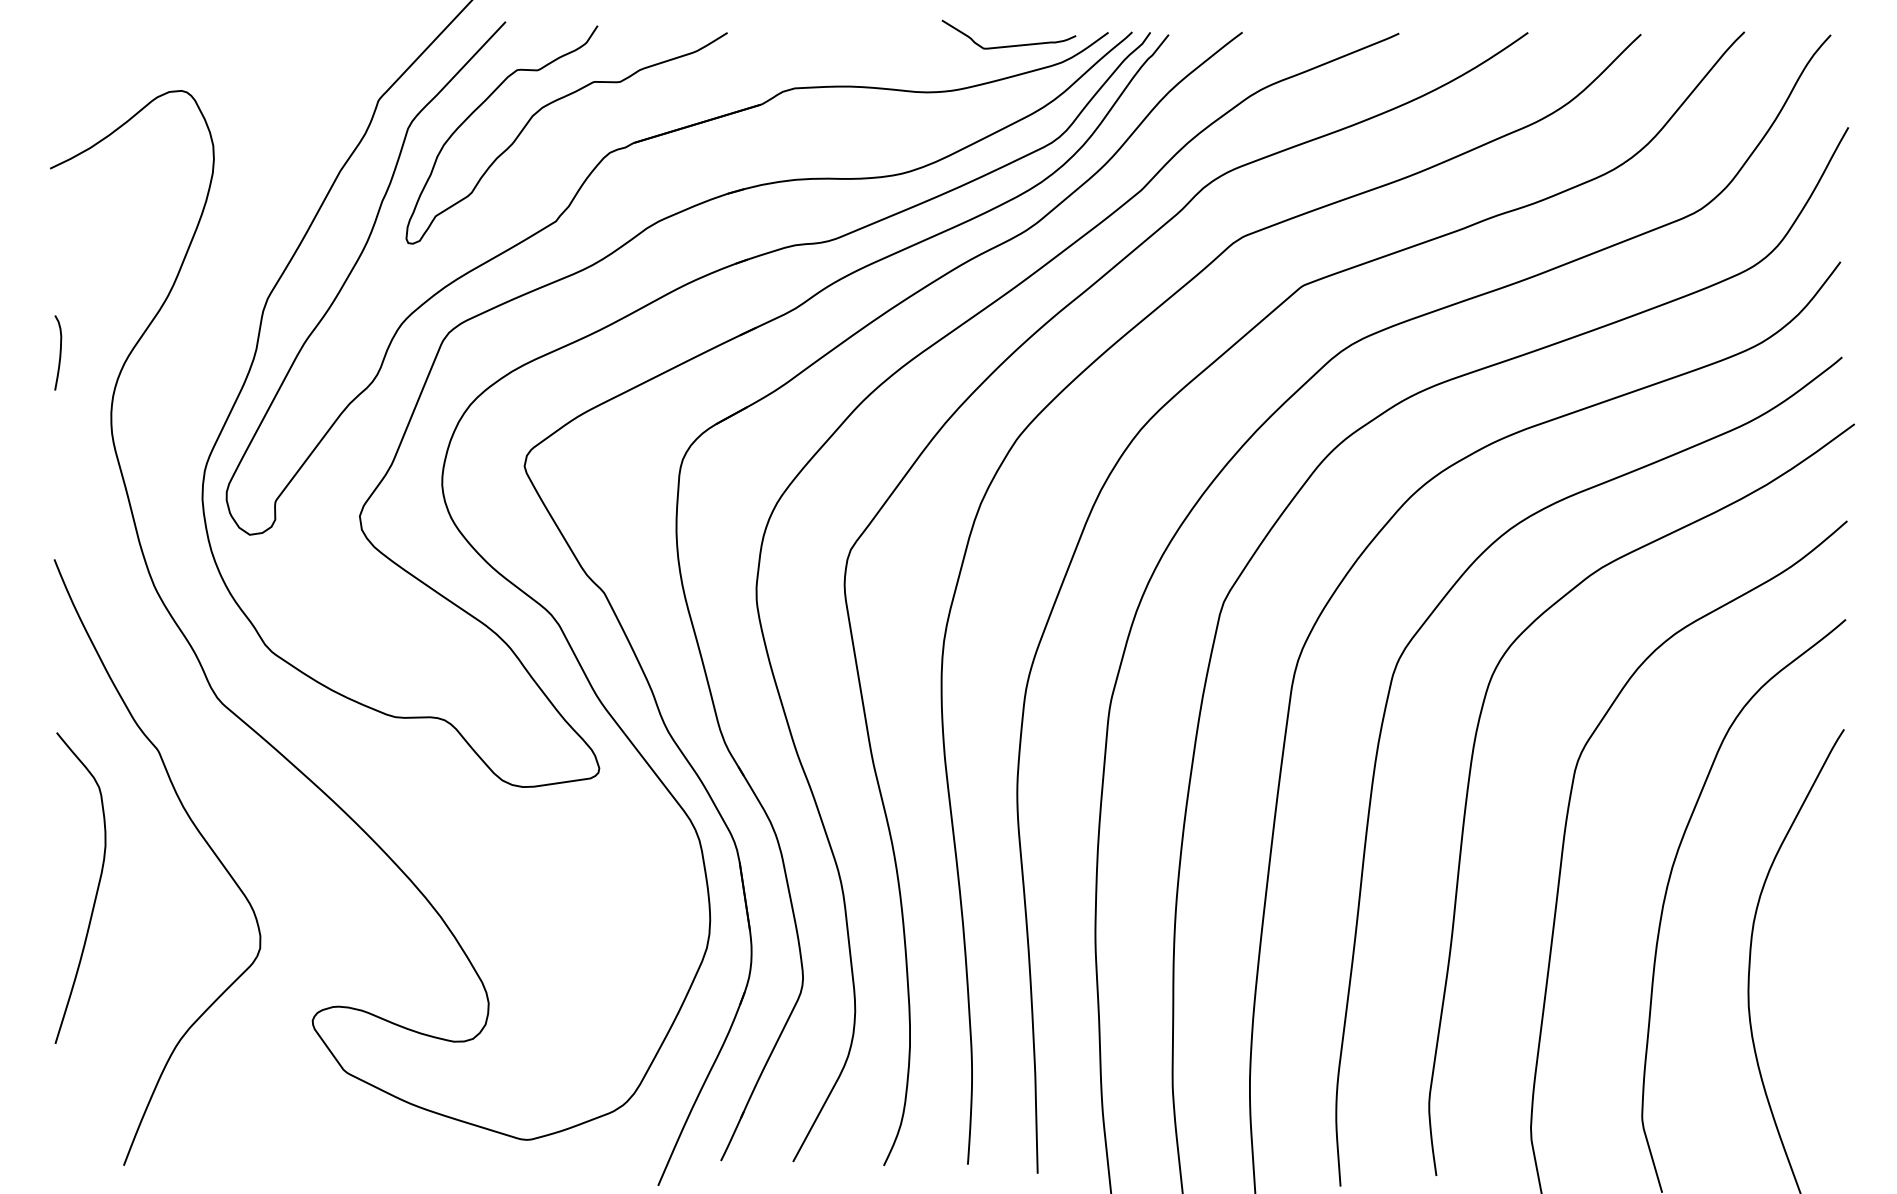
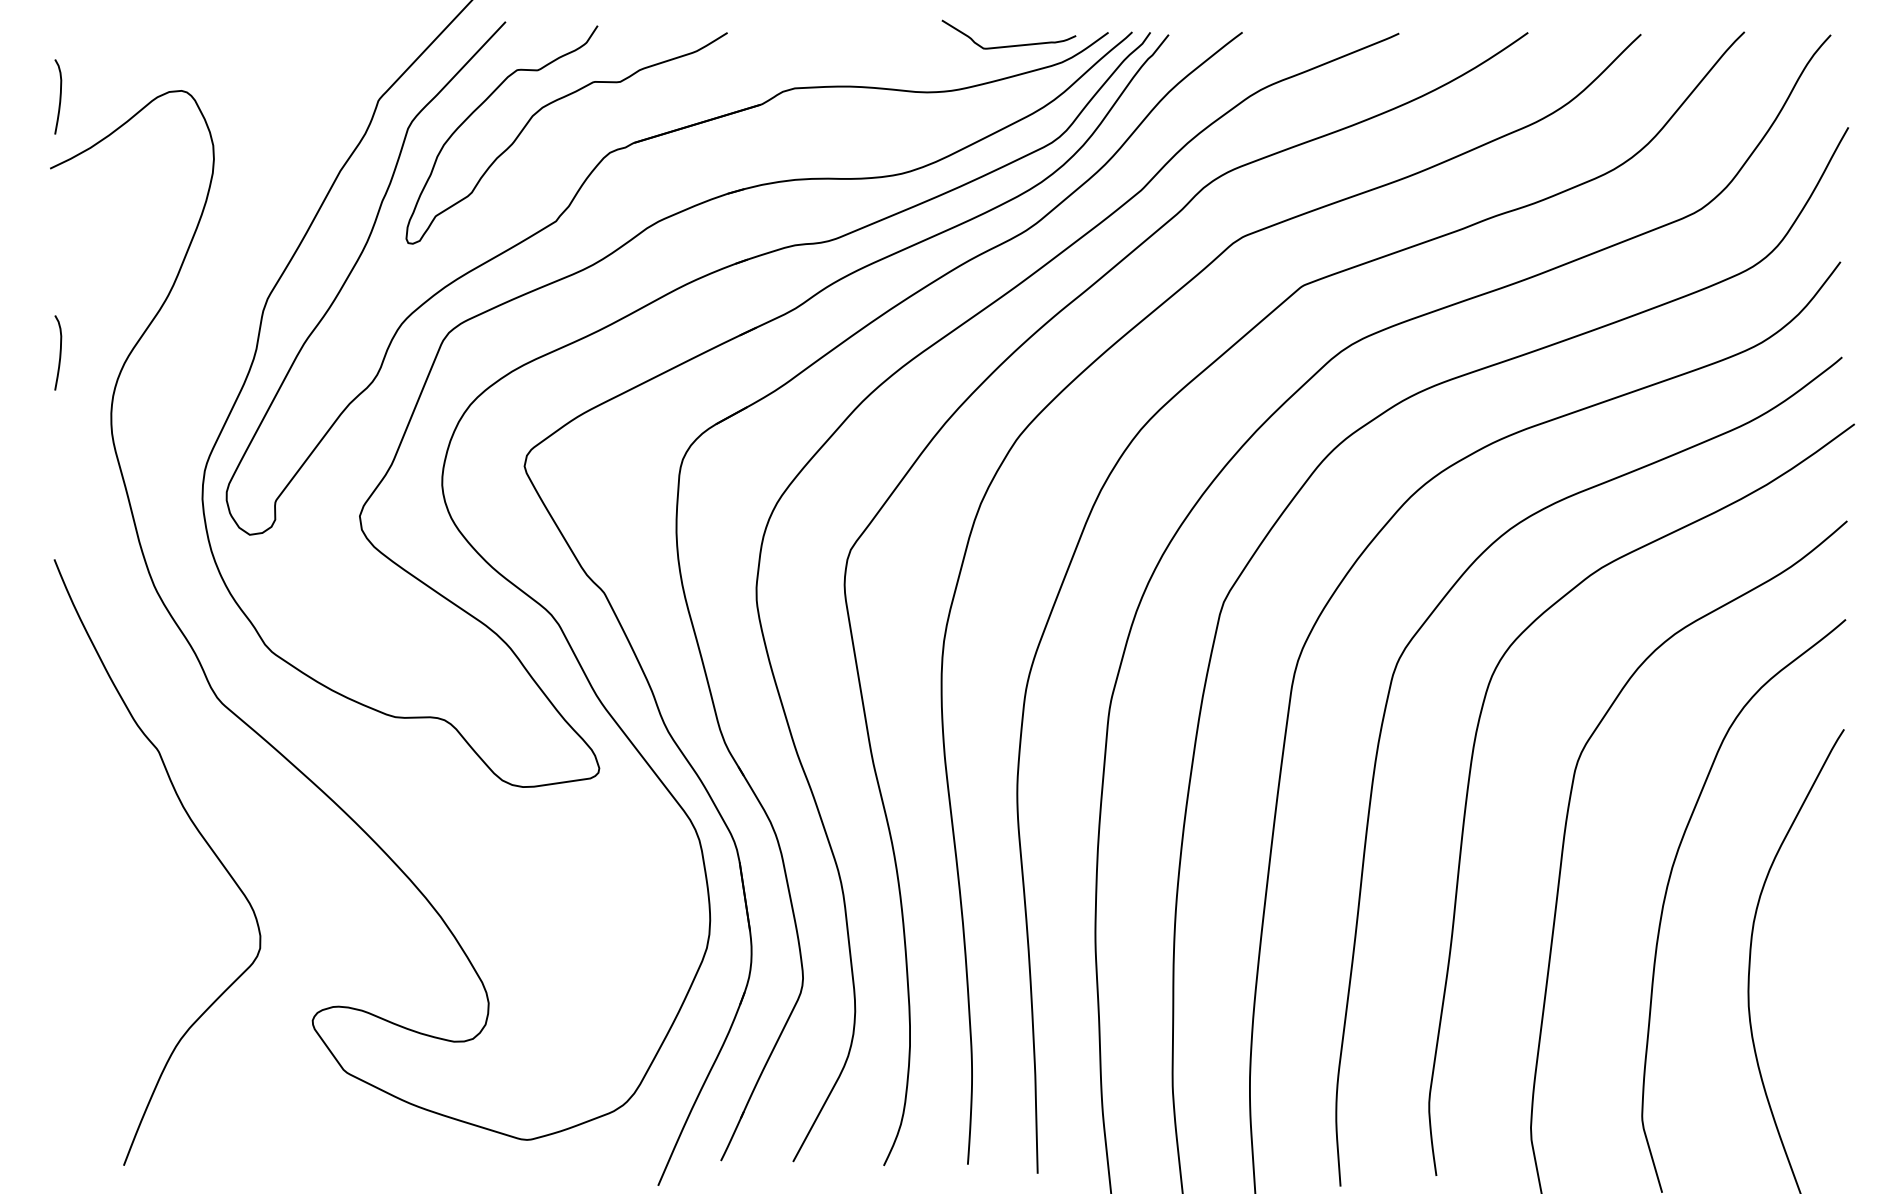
curve: none -> present (59, 96)
curve: present -> none (96, 889)
